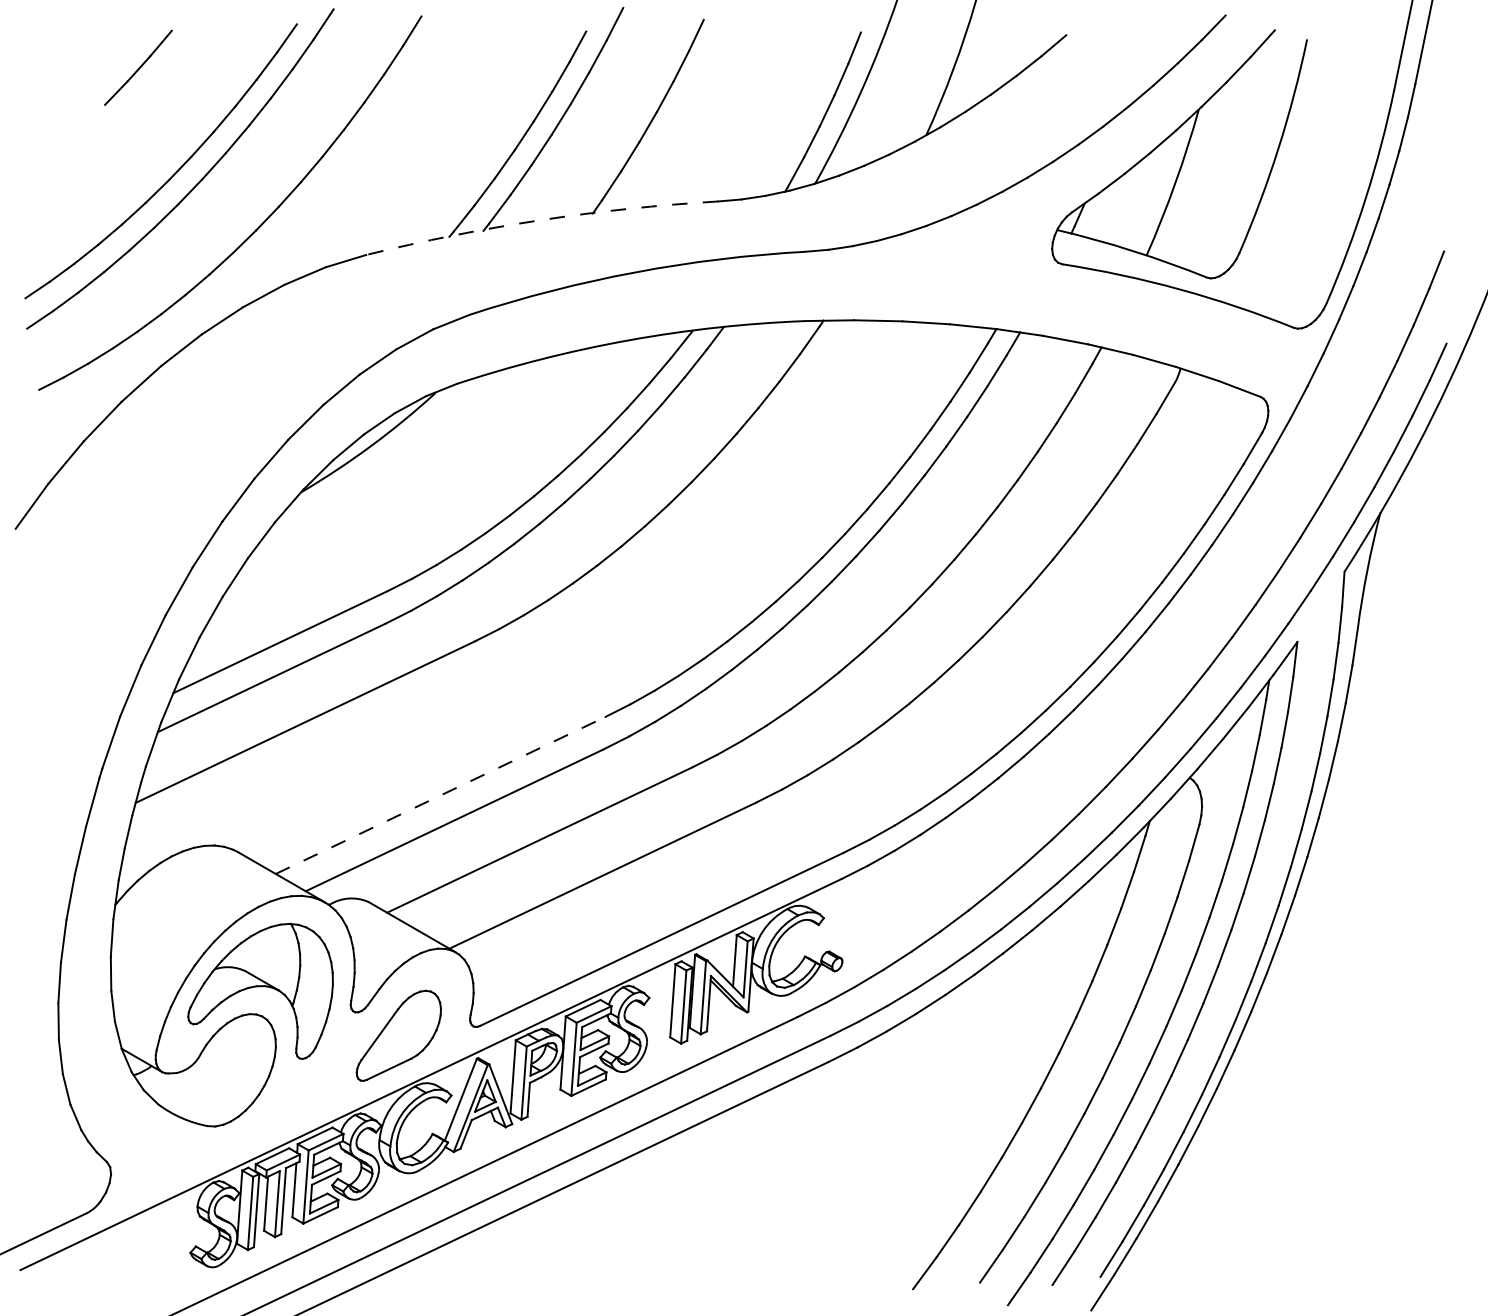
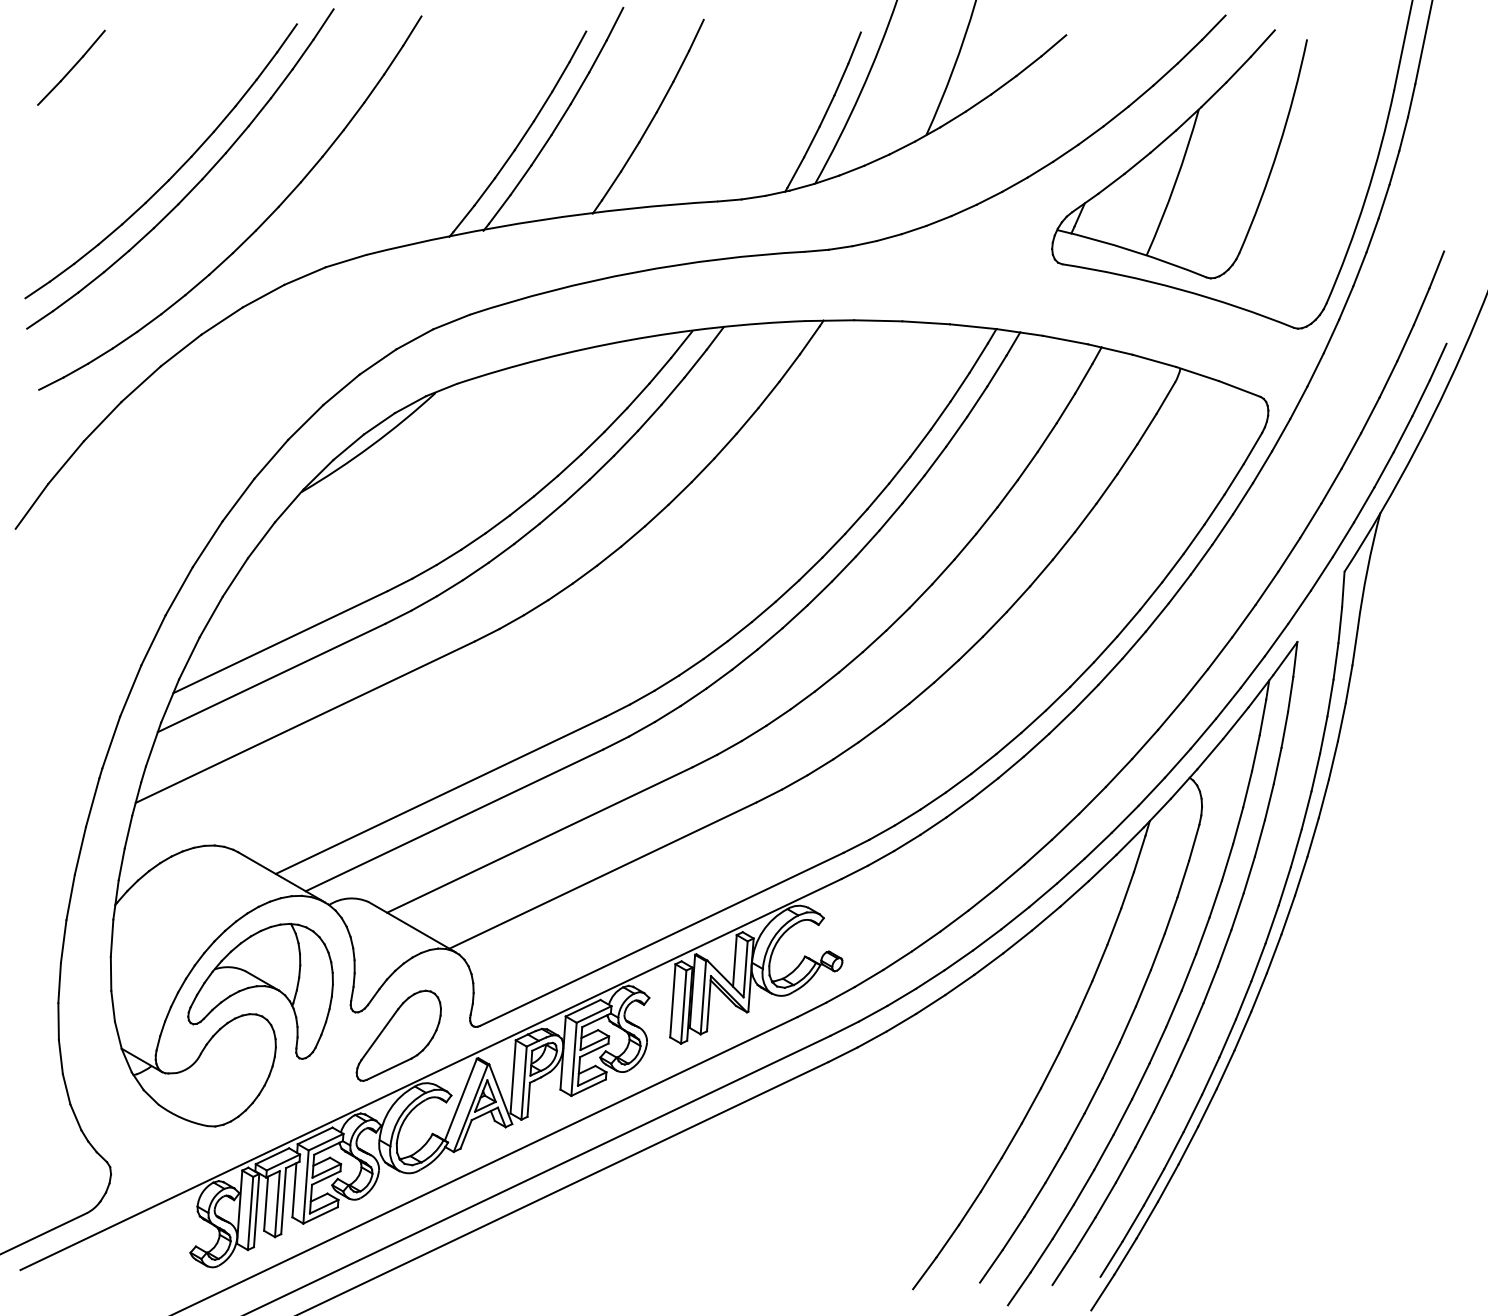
part position: (138, 67) -> (71, 67) (71, 67)
arc: dashed -> solid (540, 220)
line: dashed -> solid (440, 795)
